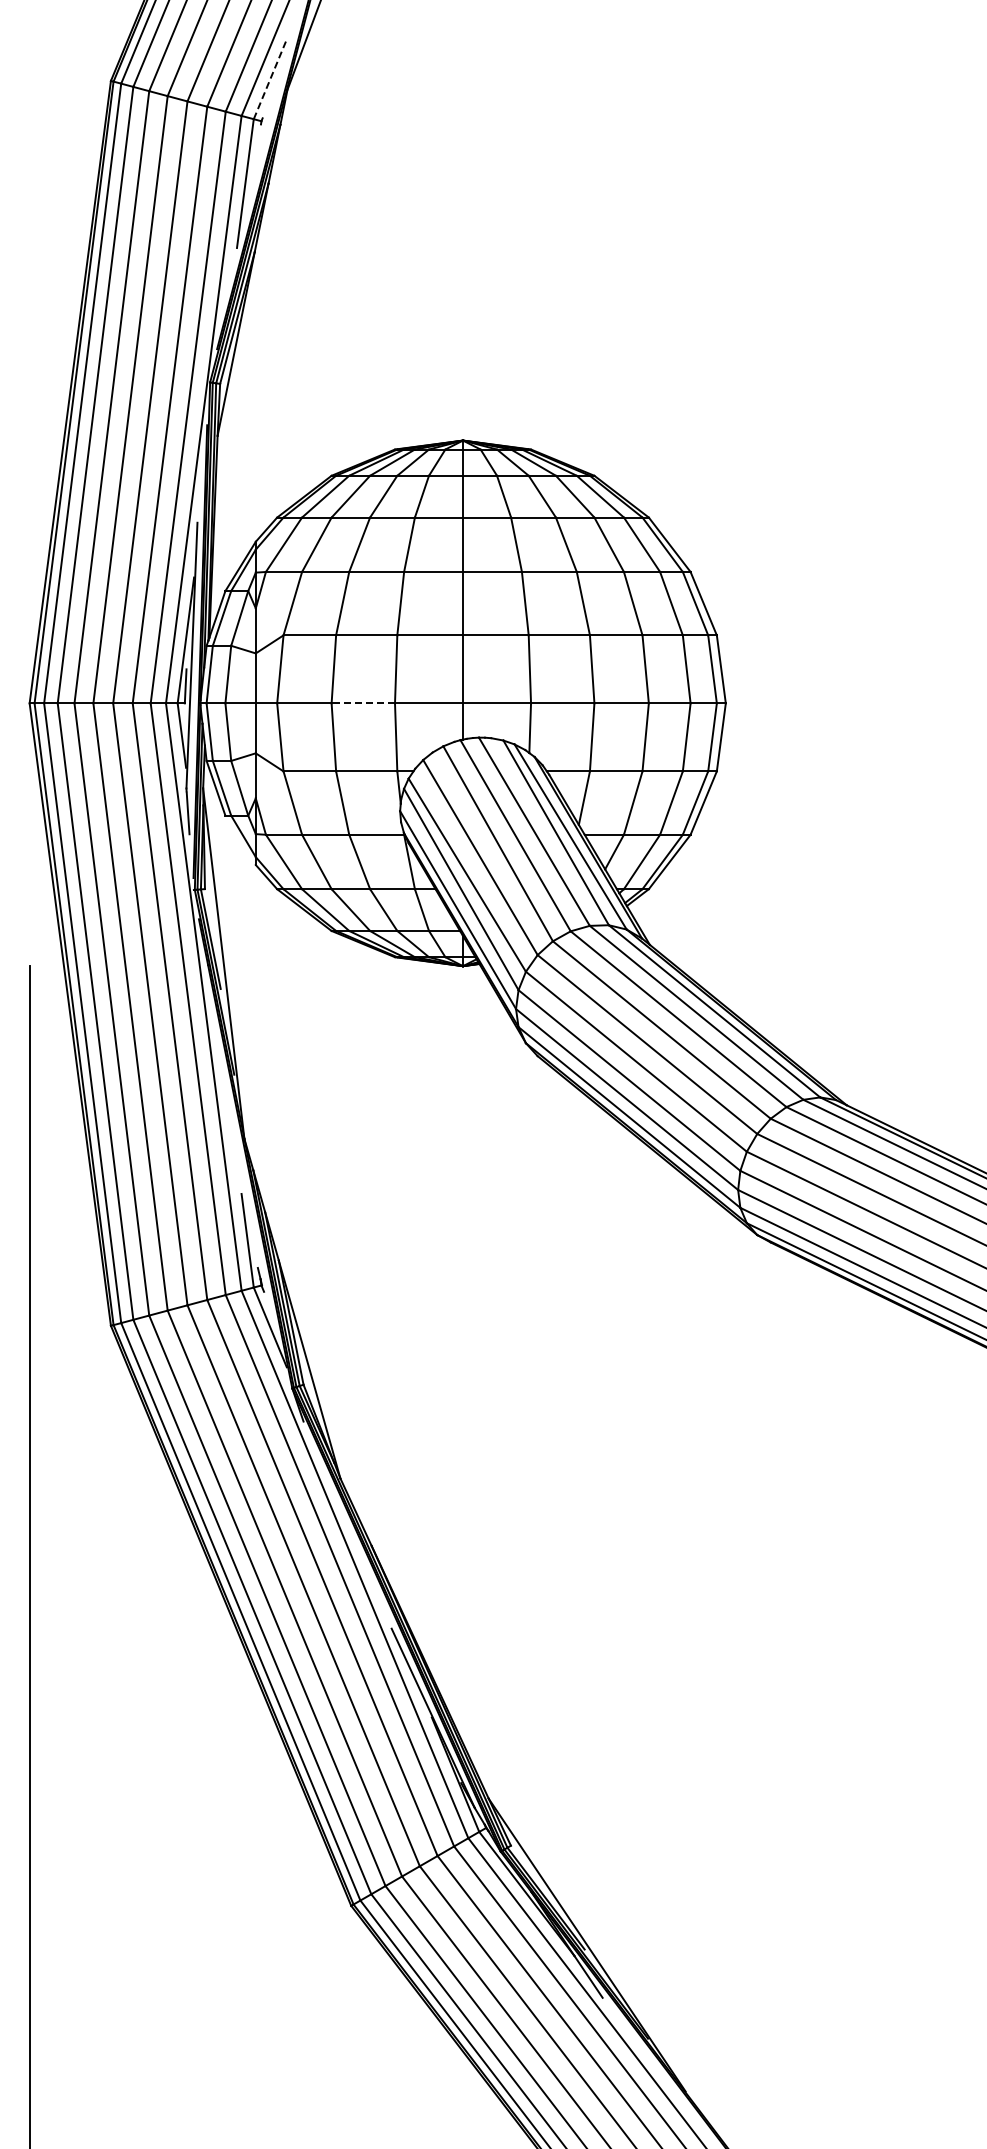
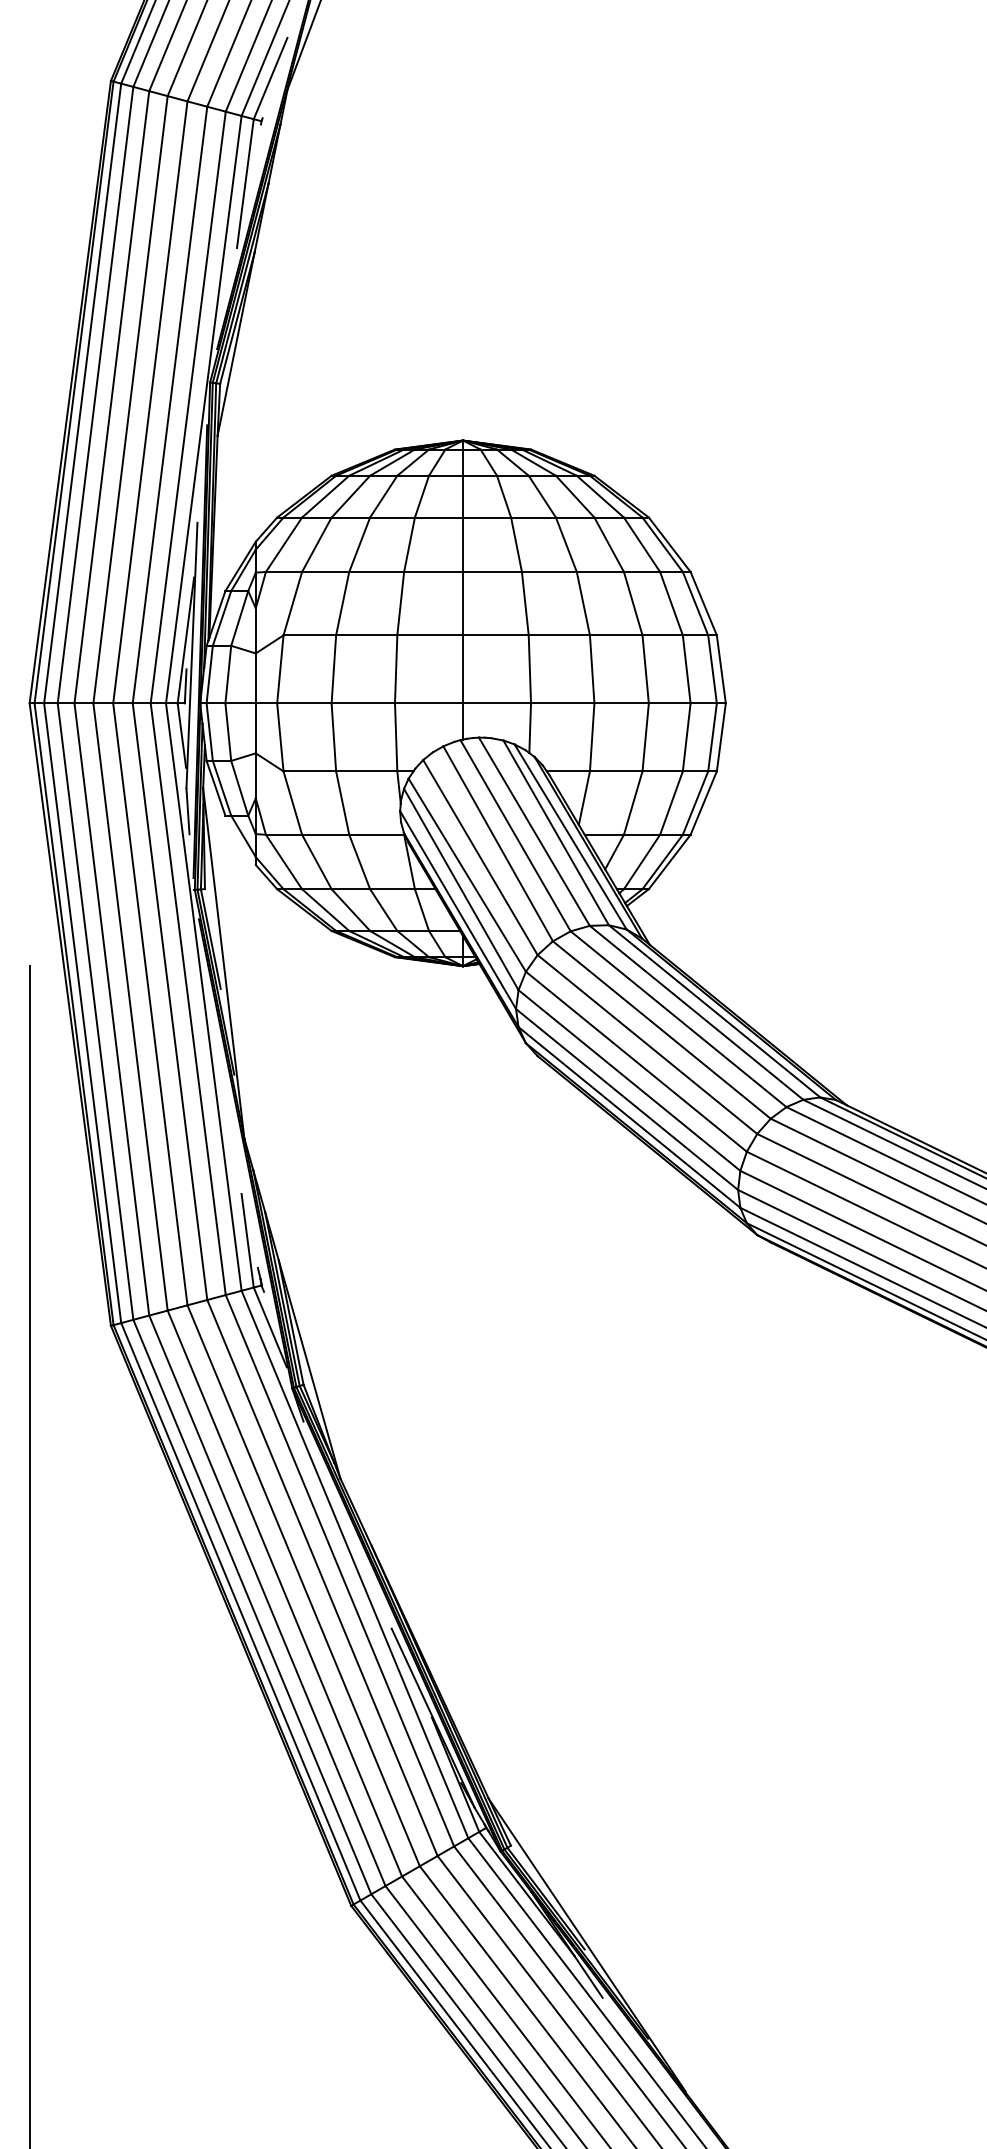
line: dashed -> solid (270, 78)
line: dashed -> solid (363, 703)
